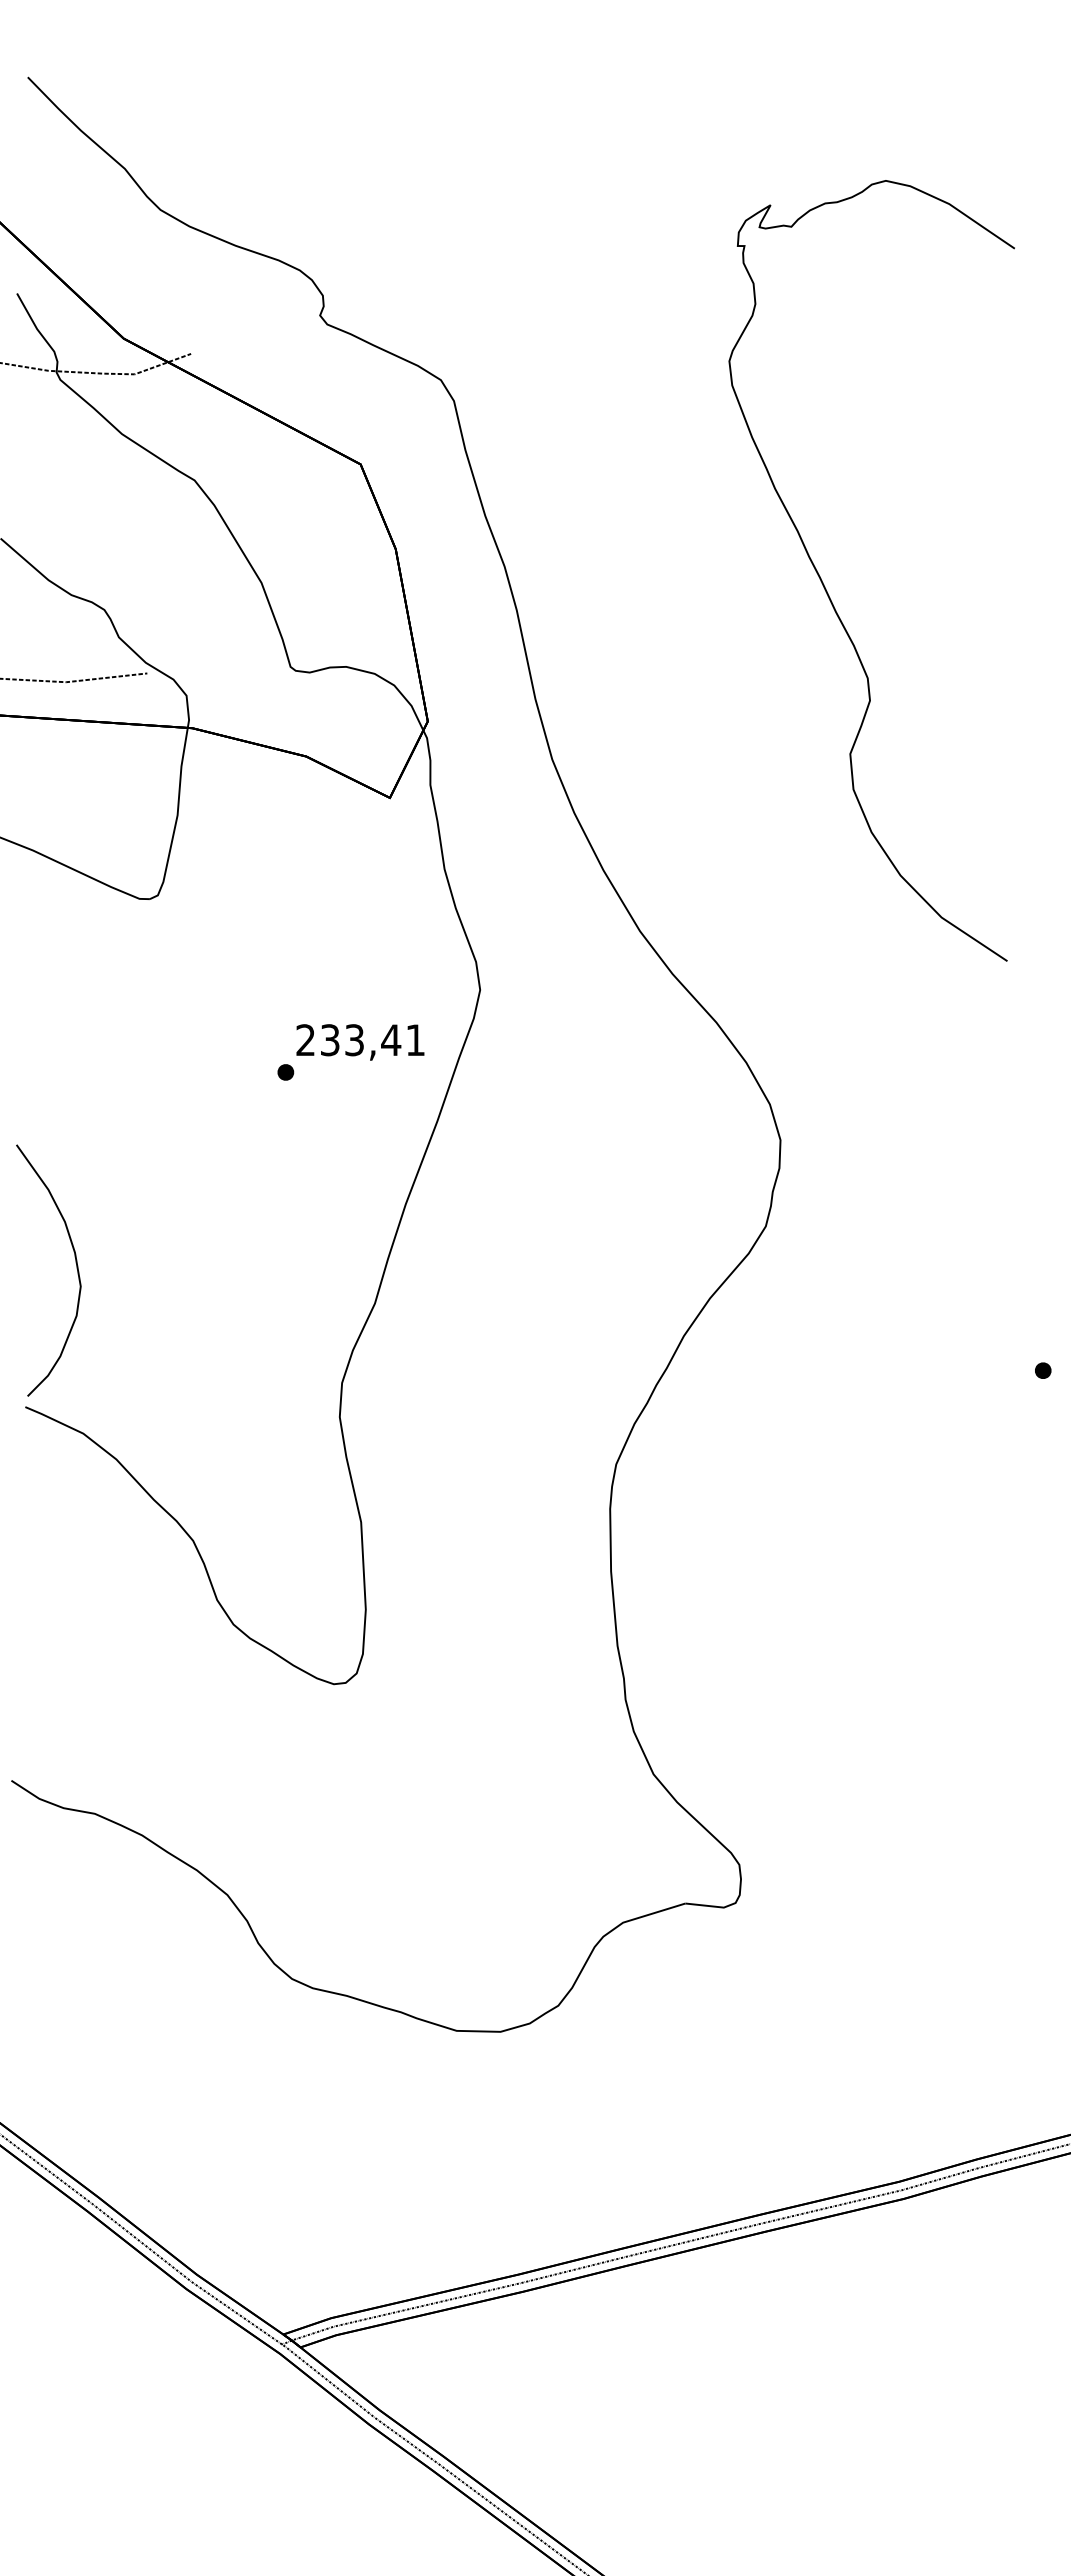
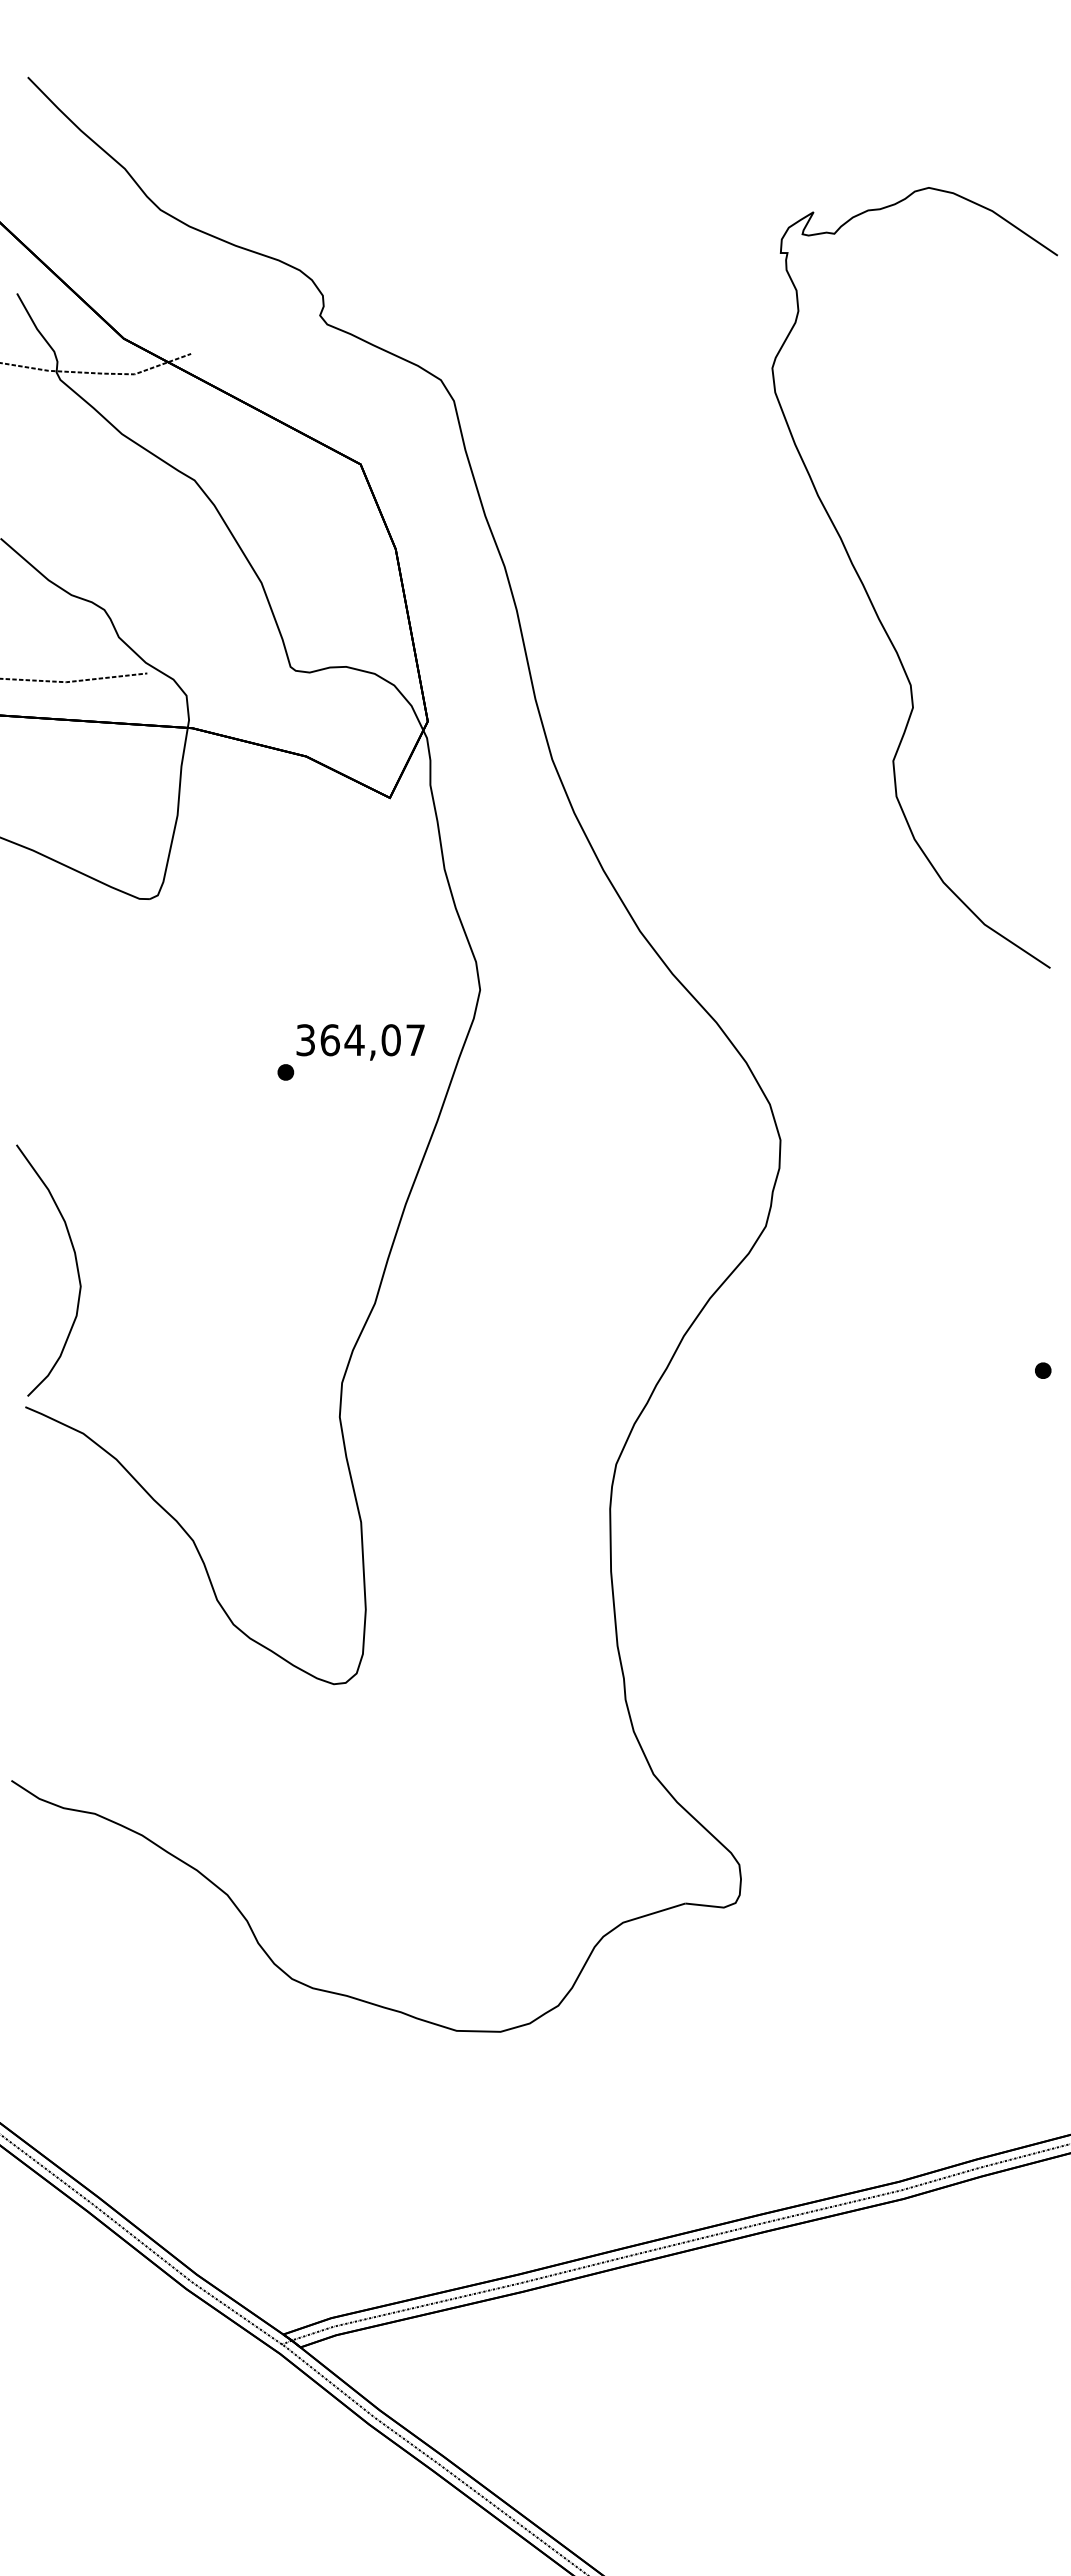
part position: (825, 586) -> (868, 593) (868, 593)
text: 233,41 -> 364,07 (360, 1040)
